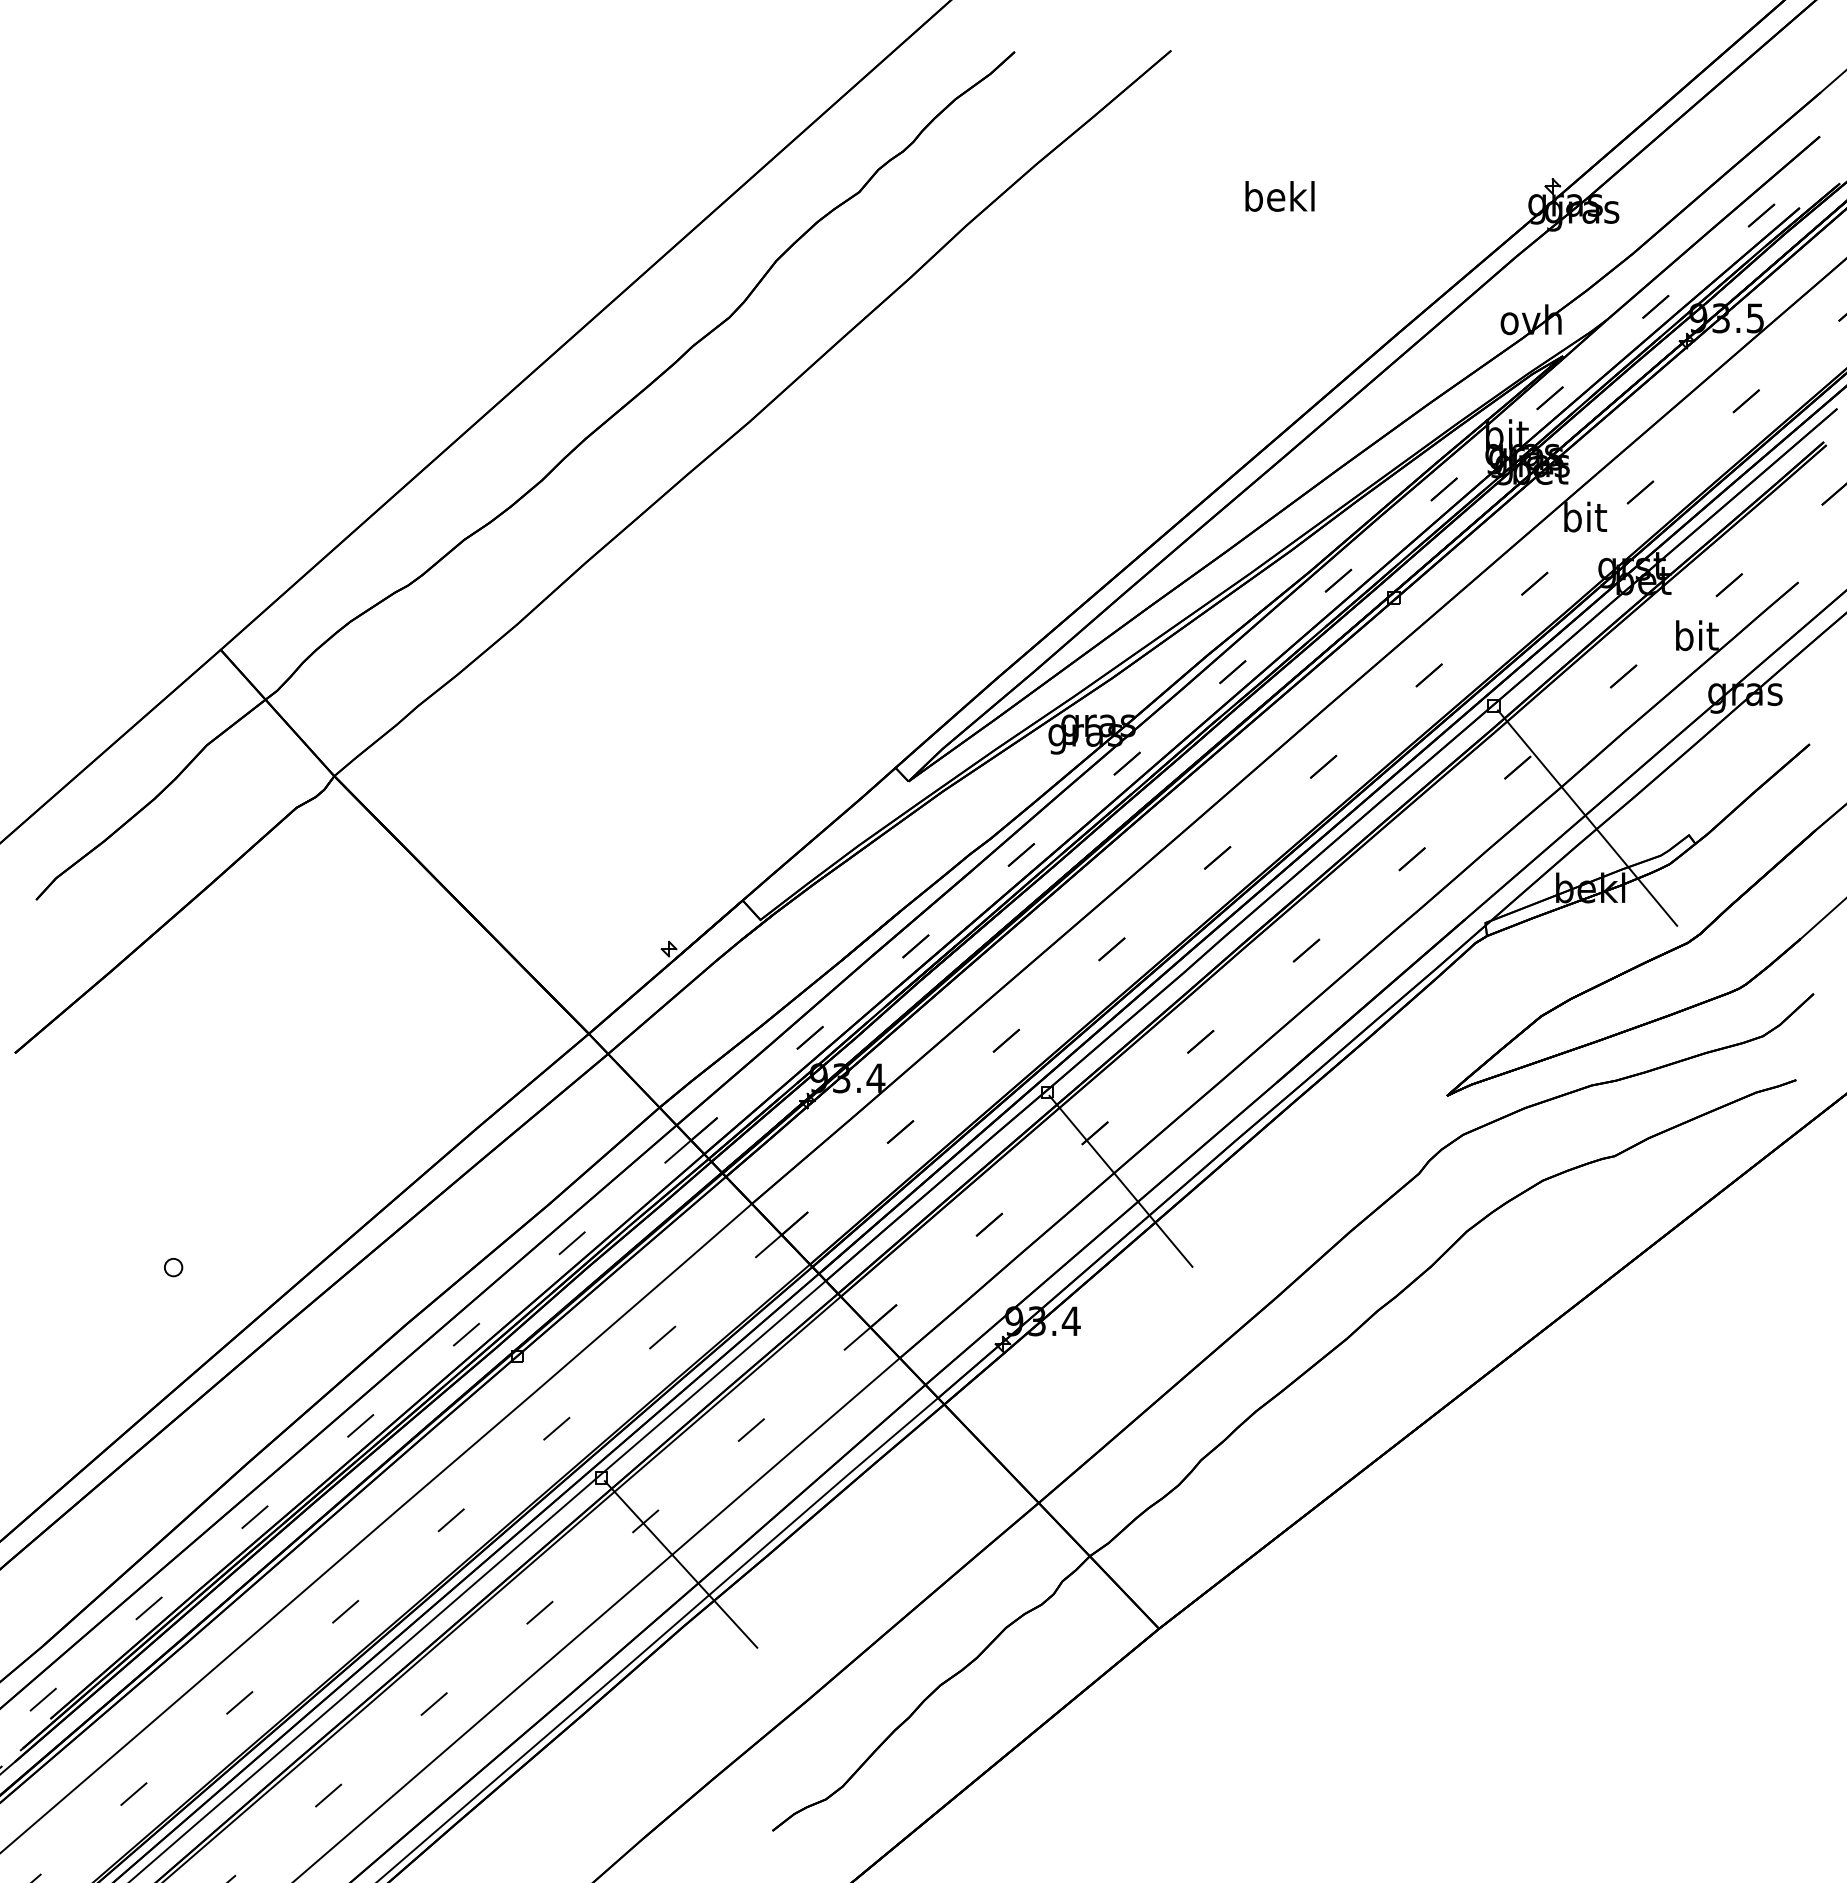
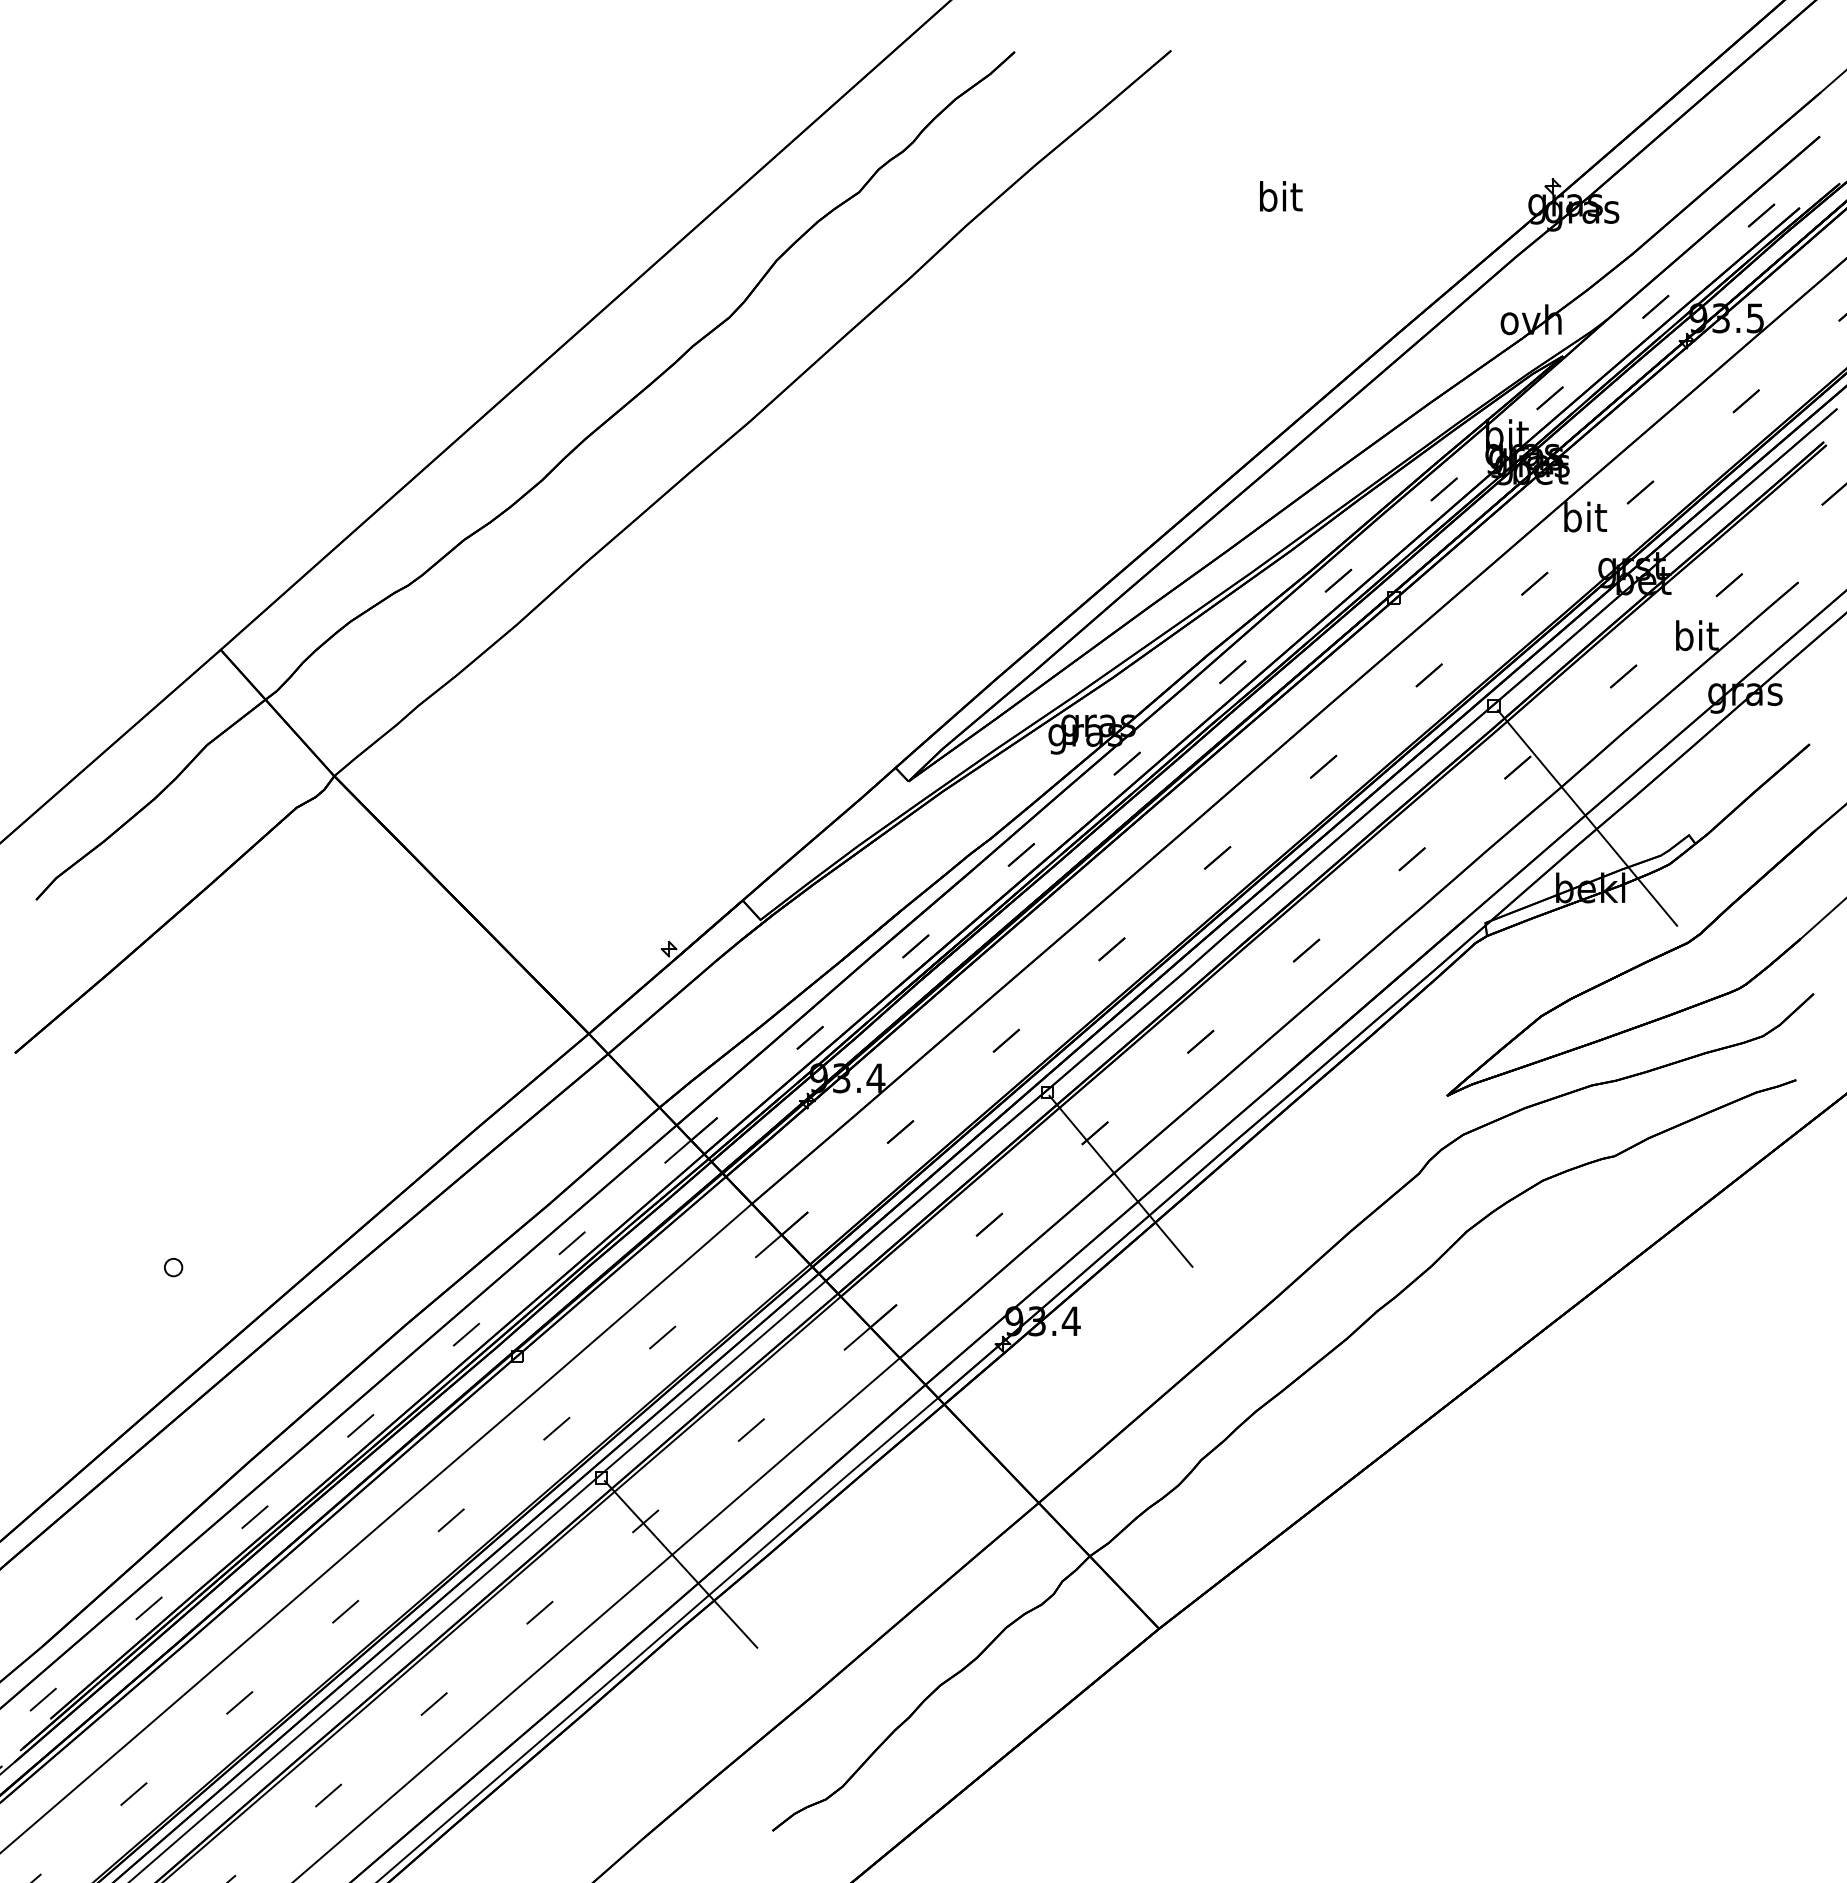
text: bekl -> bit (1279, 196)
